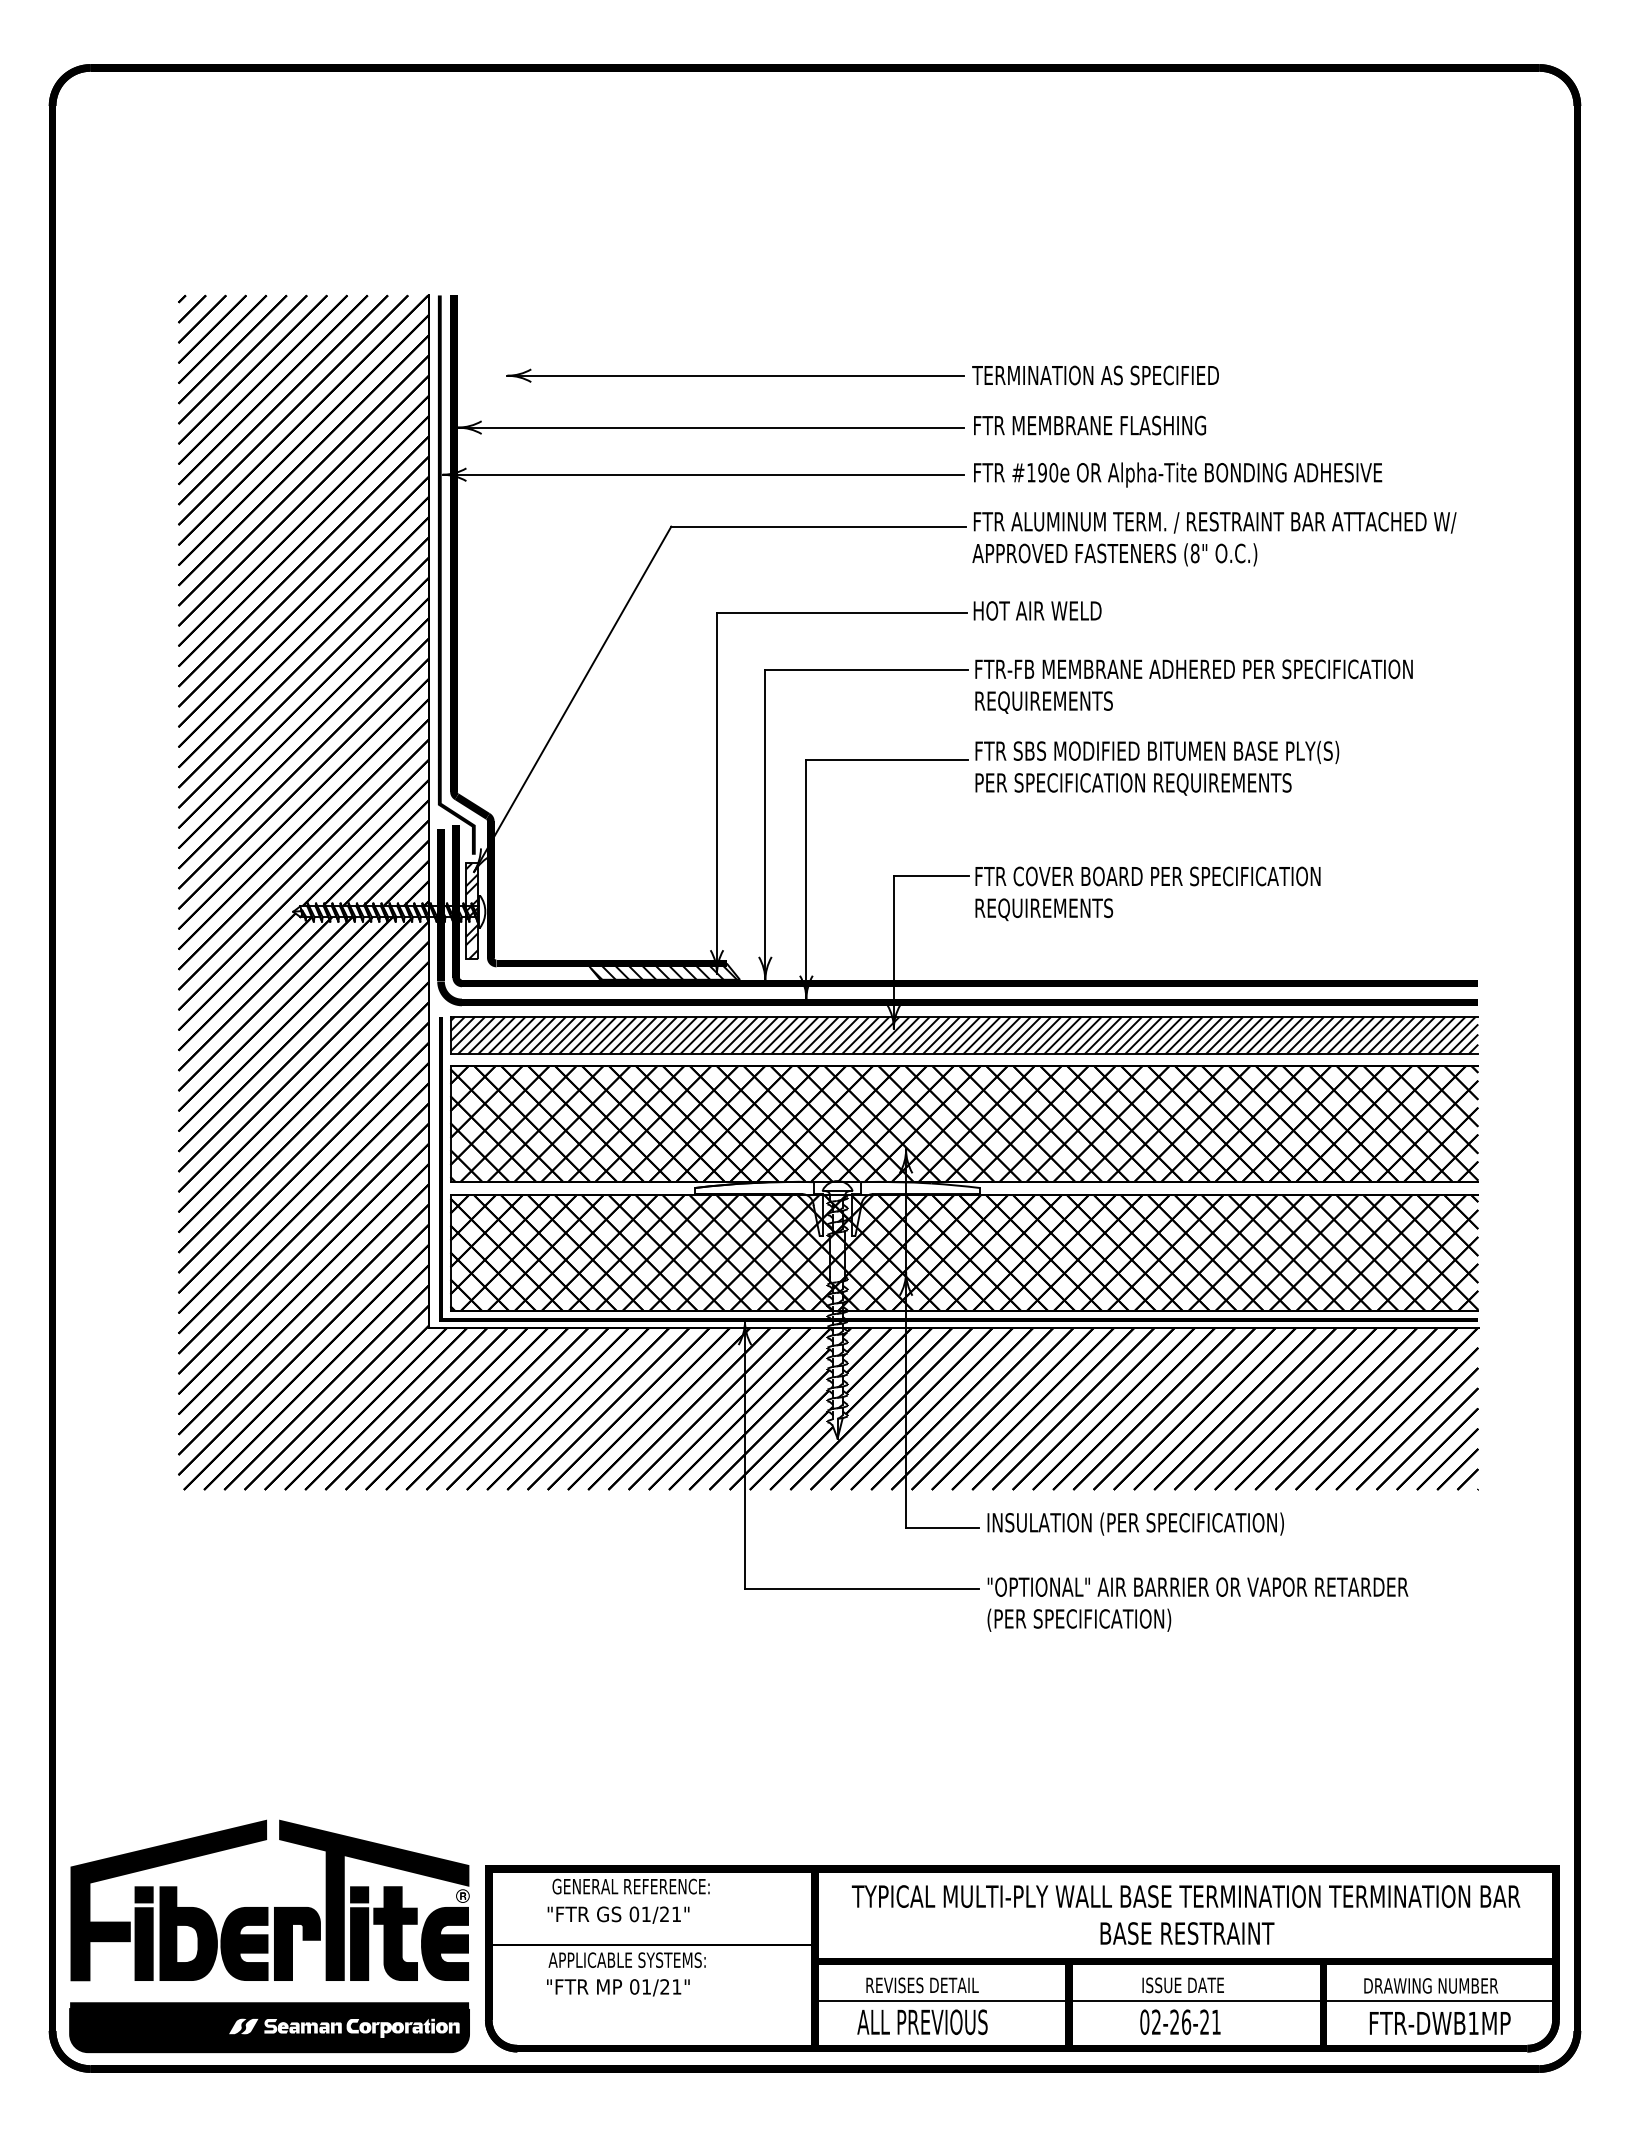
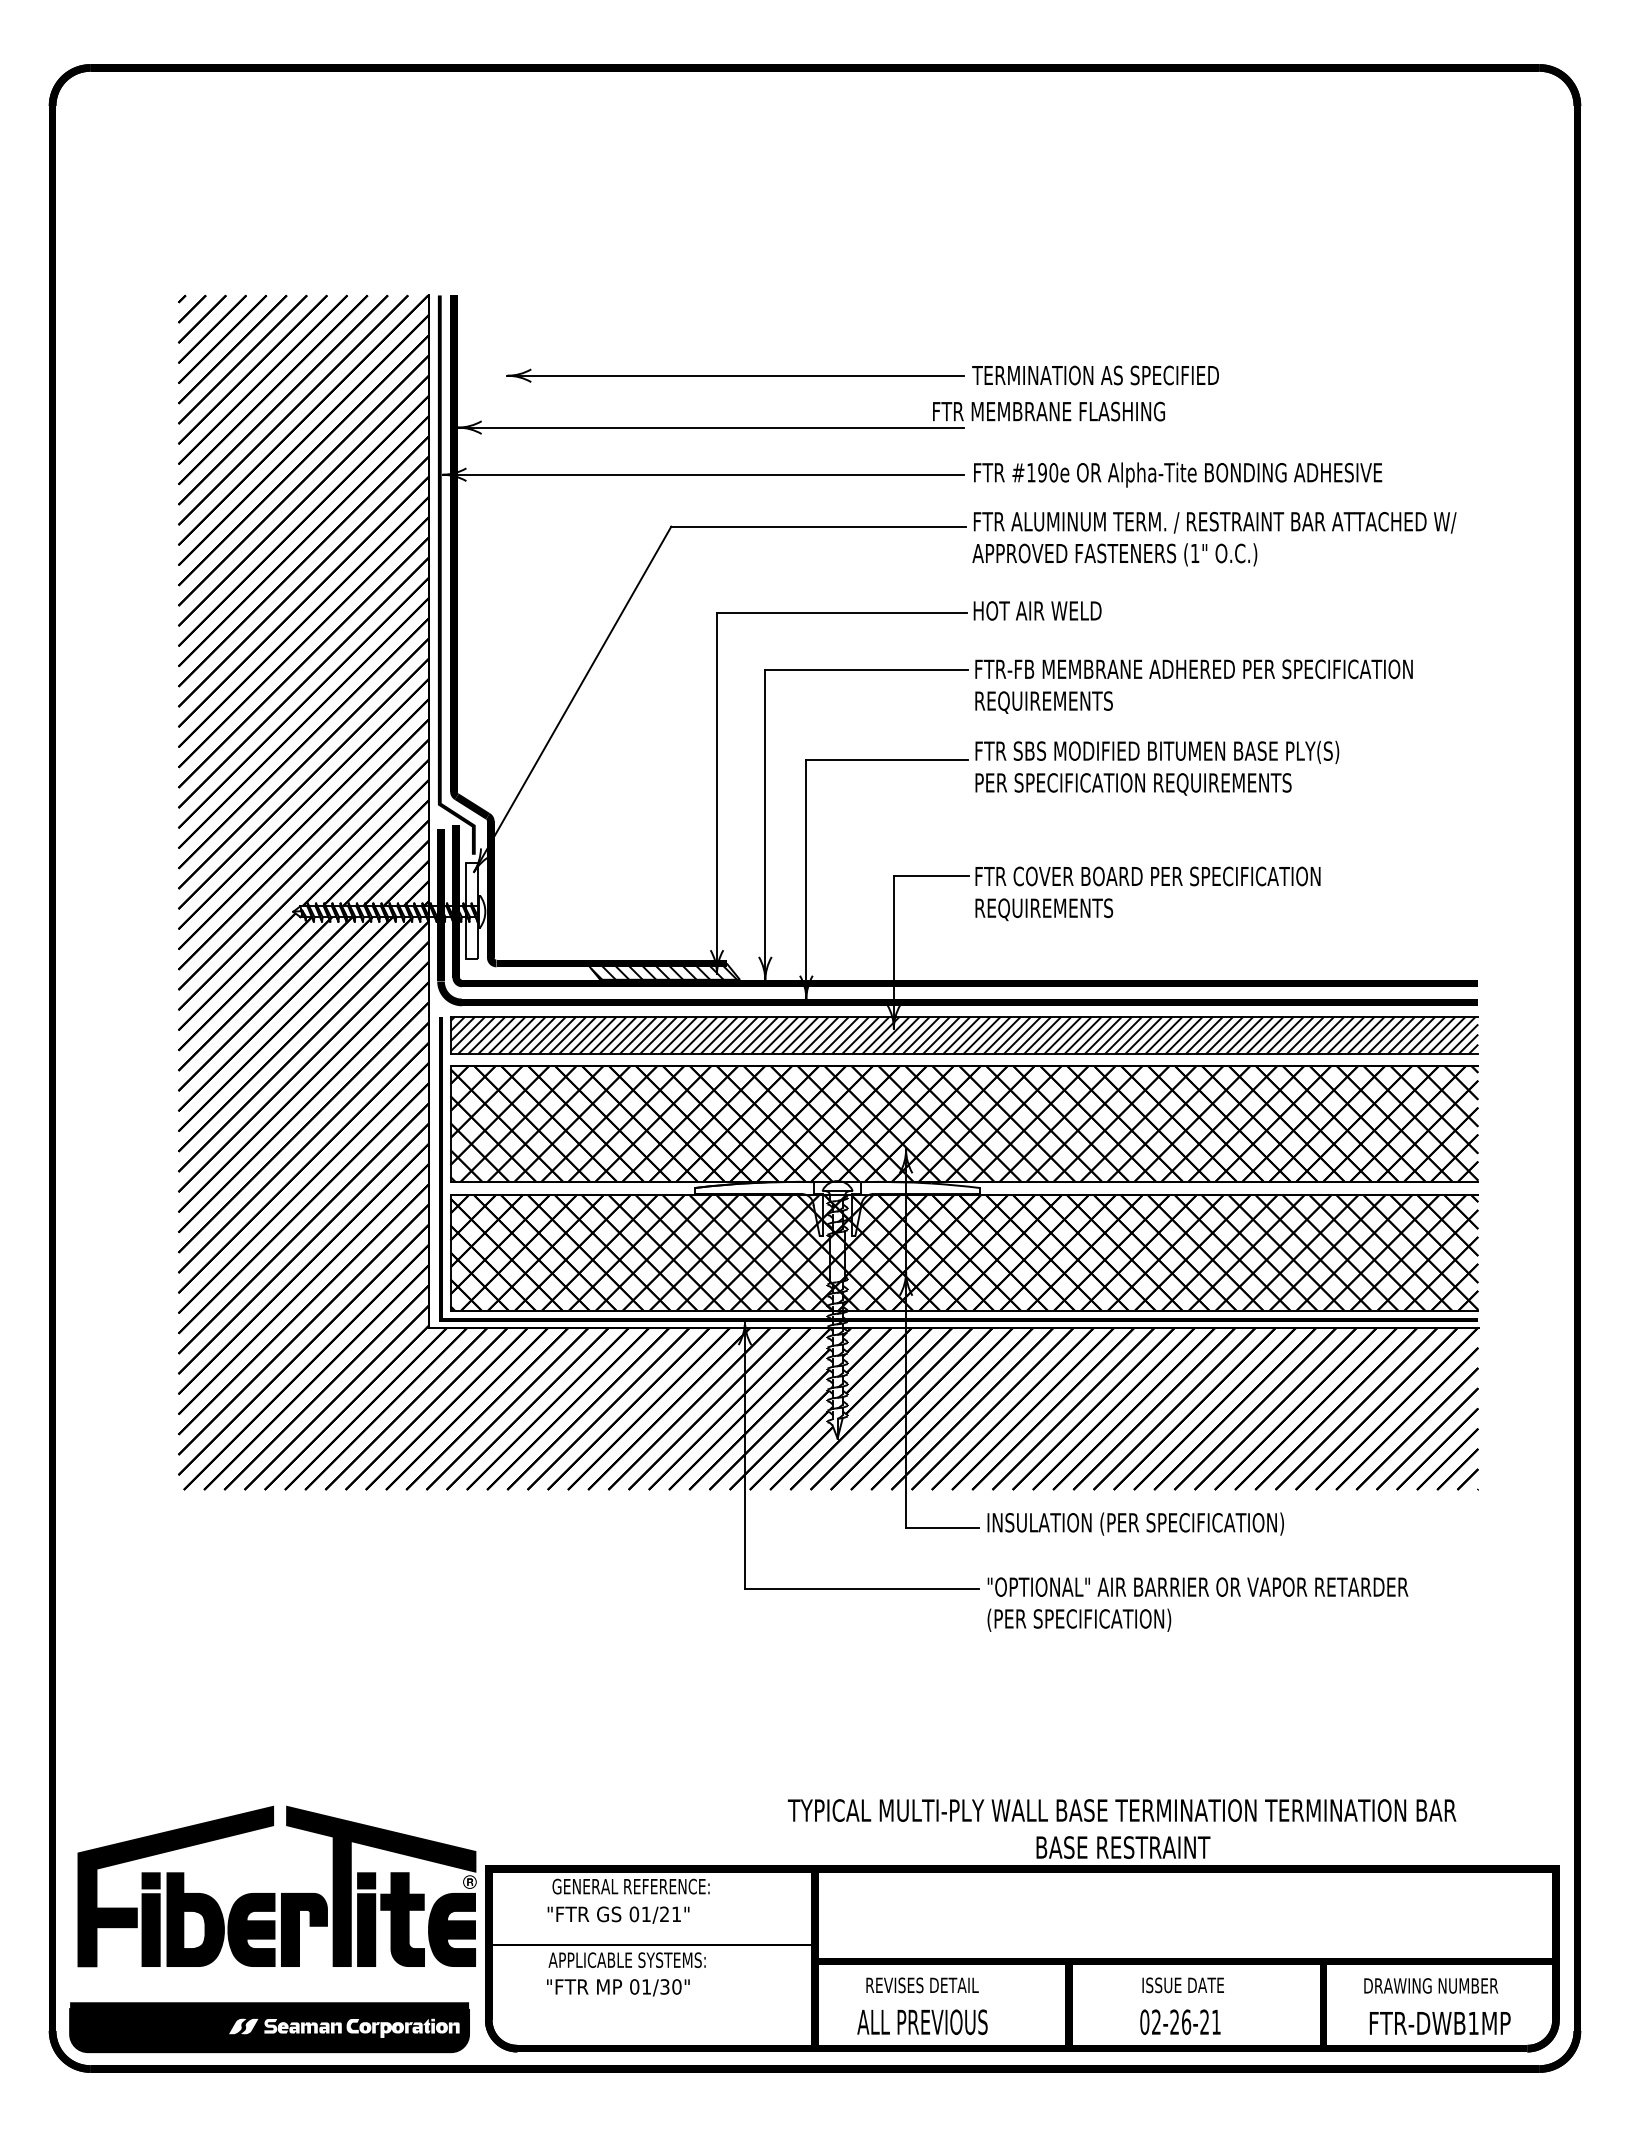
text position: (1089, 425) -> (1048, 411) (1048, 411)
text: (8" -> (1" (1194, 553)
hatch: present -> none (472, 910)
part position: (268, 1907) -> (275, 1893) (275, 1893)
text position: (1185, 1914) -> (1121, 1828) (1121, 1828)
text: 01/21" -> 01/30" (670, 1986)
line: present -> none (1184, 2001)
